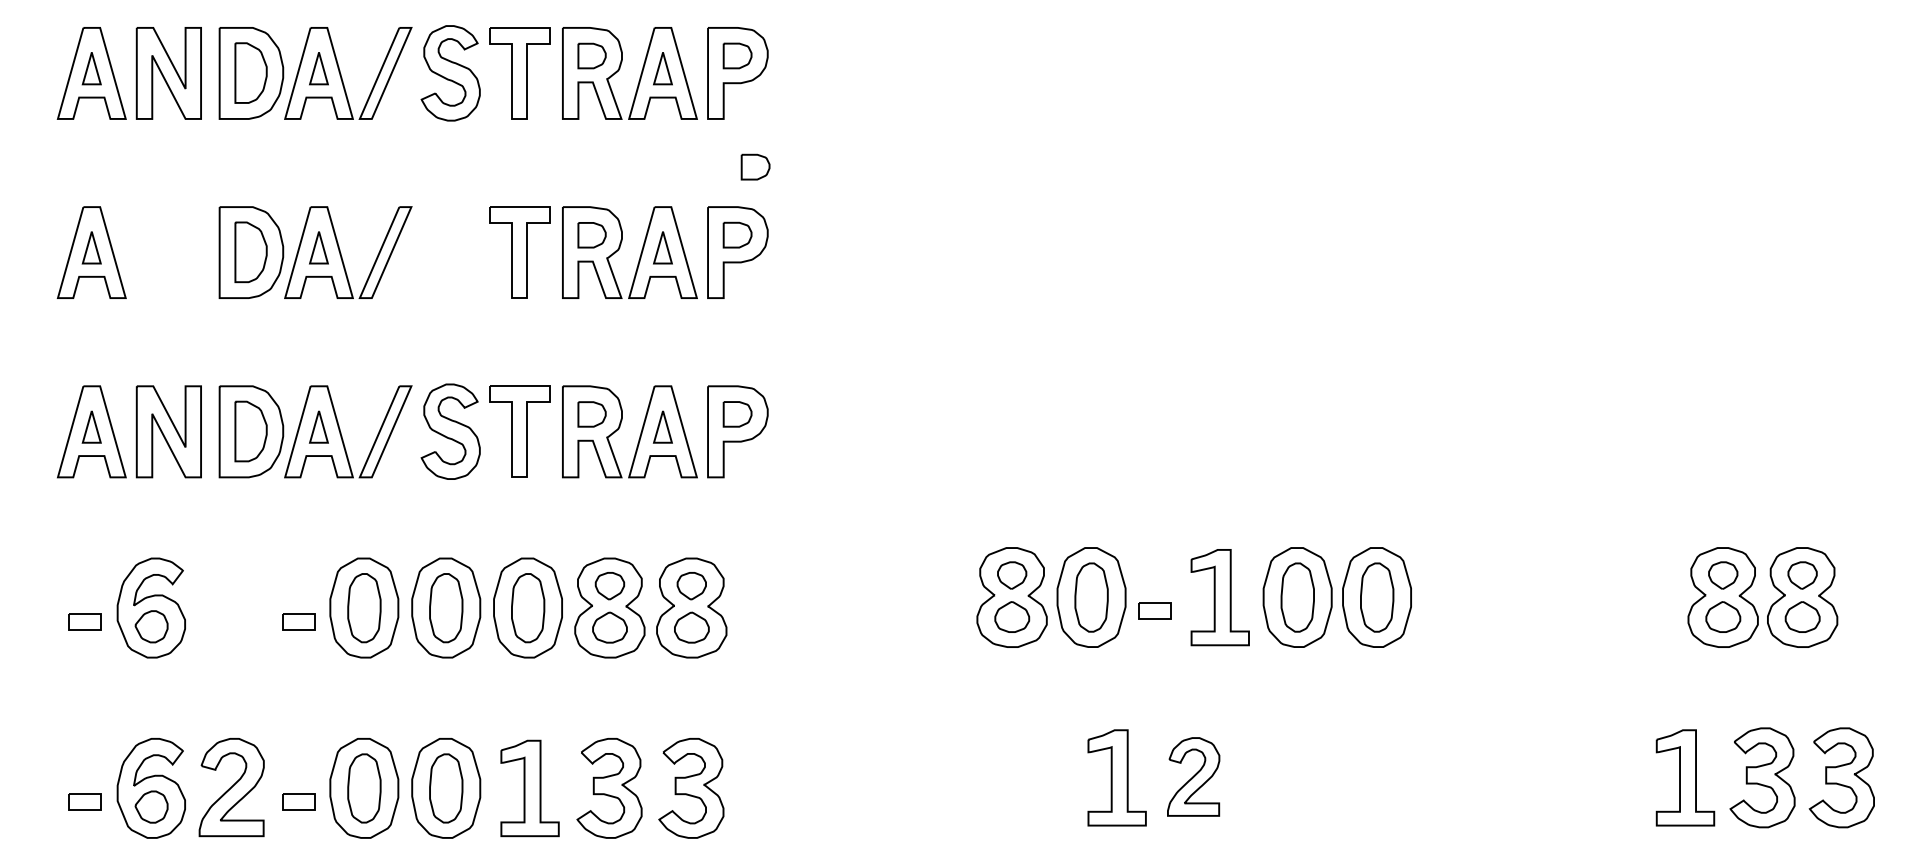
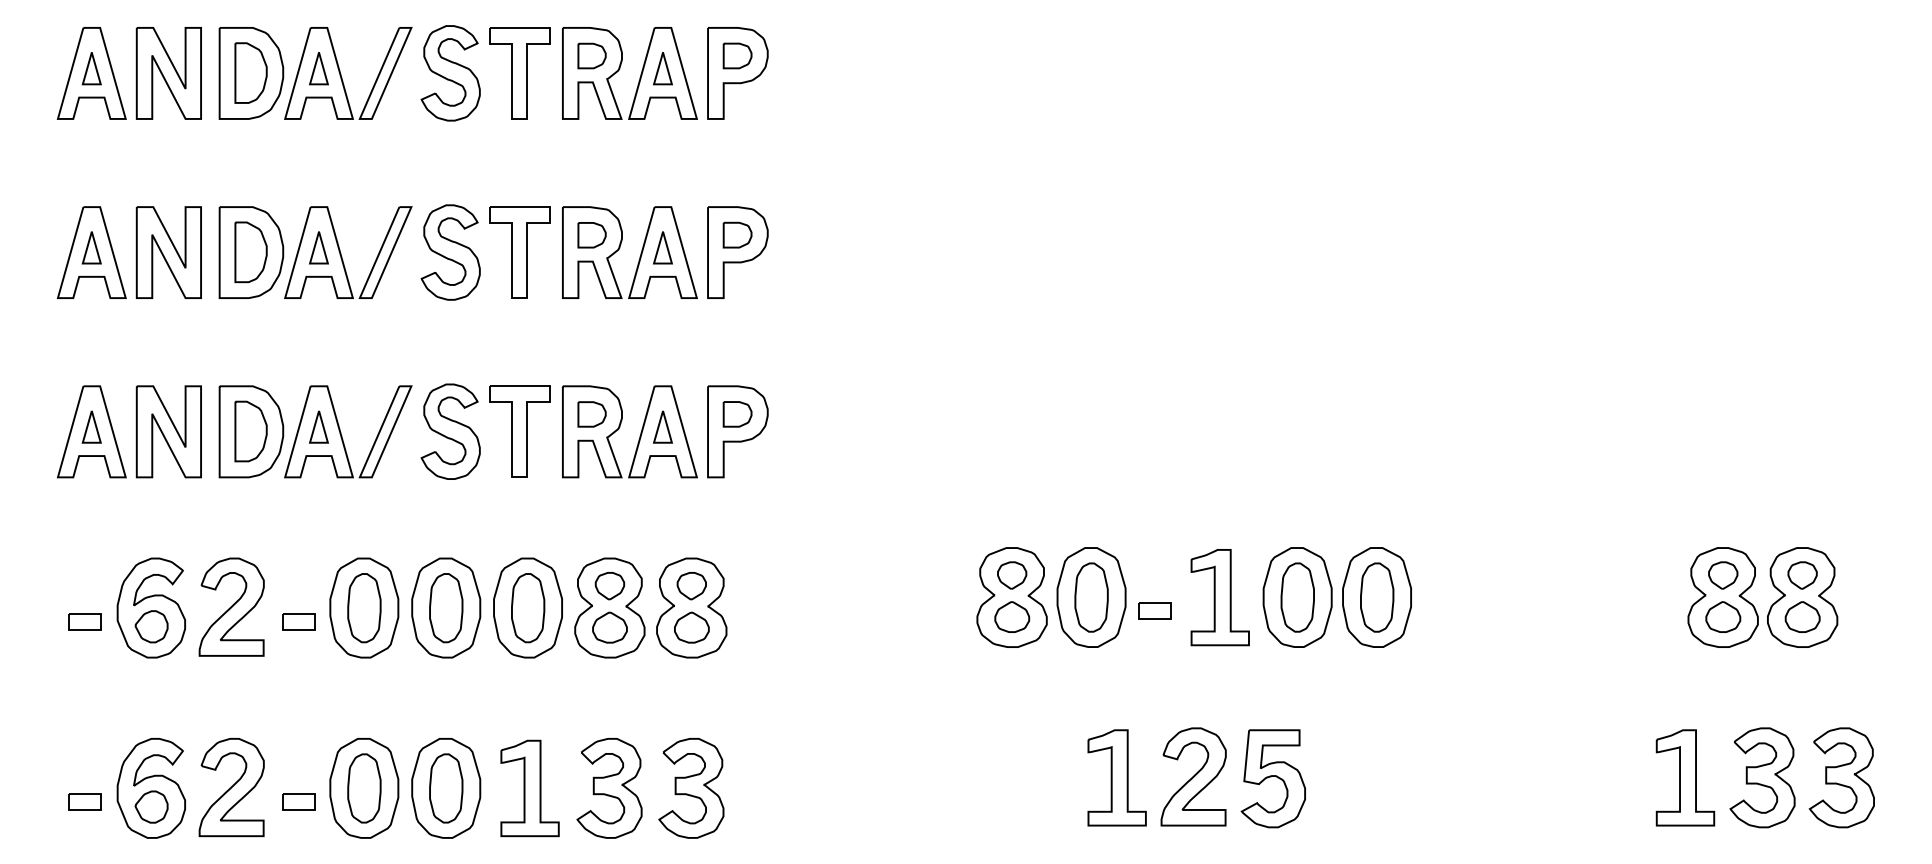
part: present -> none (755, 166)
part: none -> present (168, 252)
part: none -> present (450, 252)
part: none -> present (231, 606)
part size: 54x80 px -> 67x100 px (1193, 776)
part: none -> present (1272, 778)
